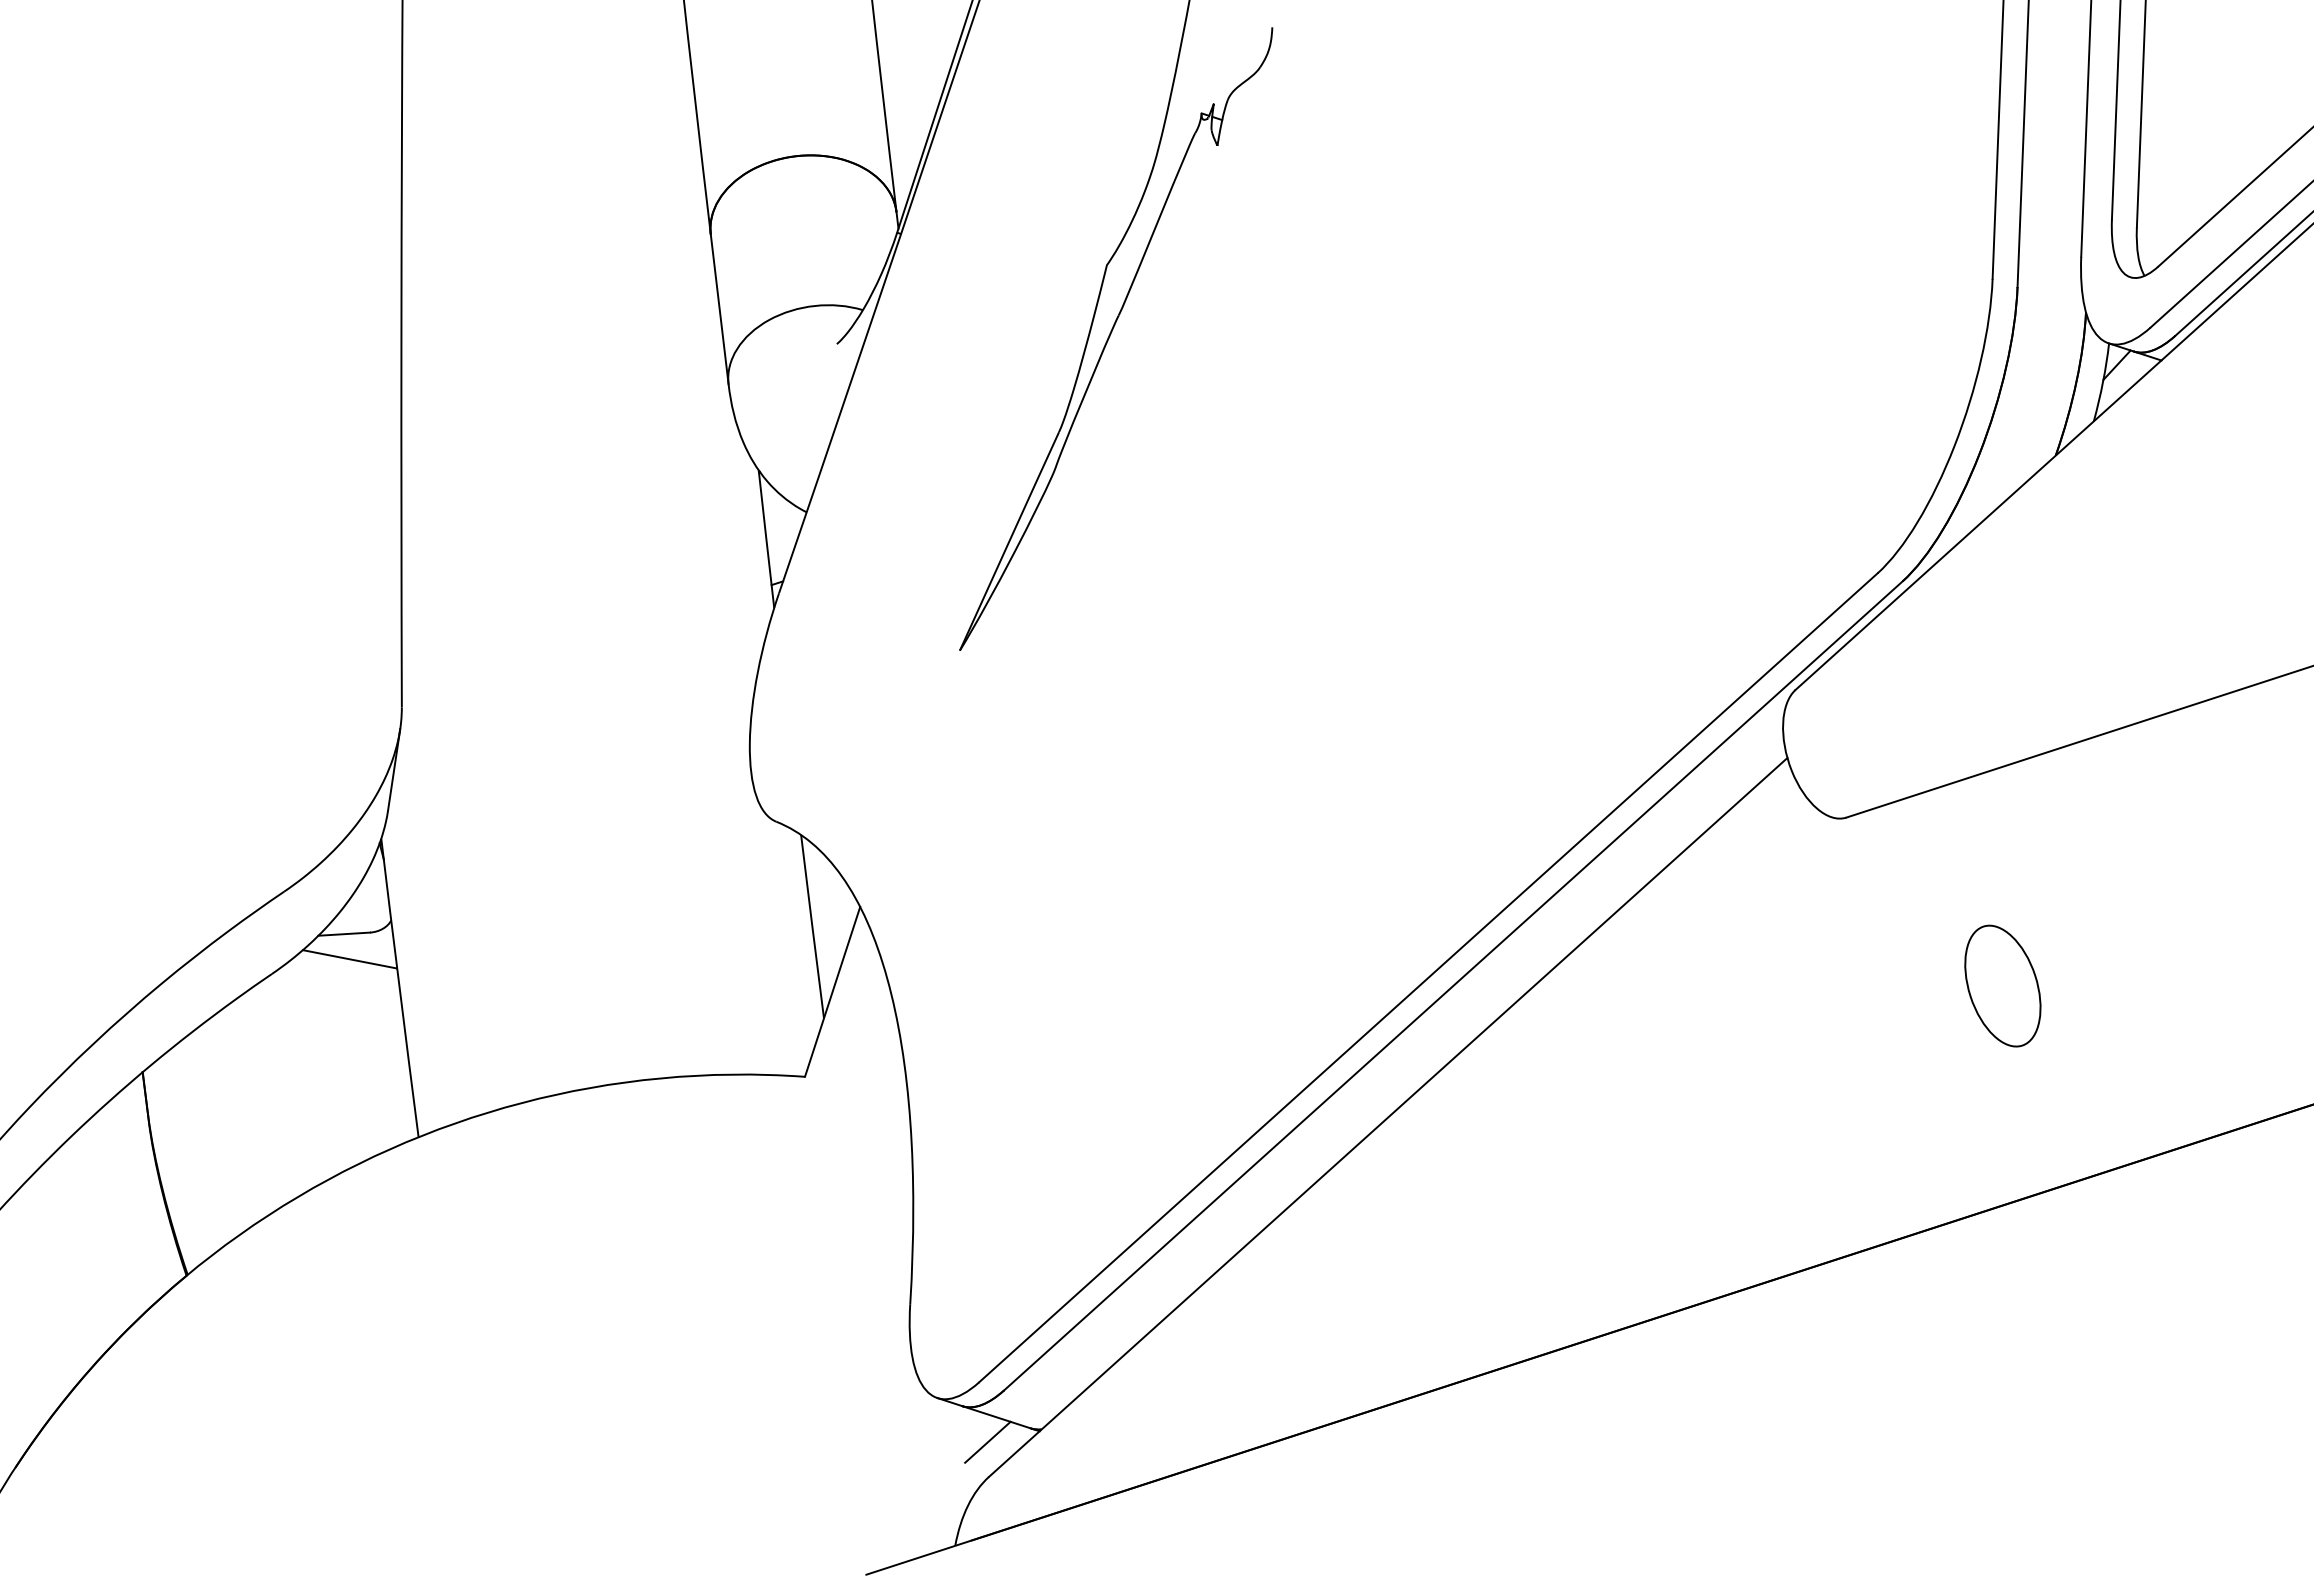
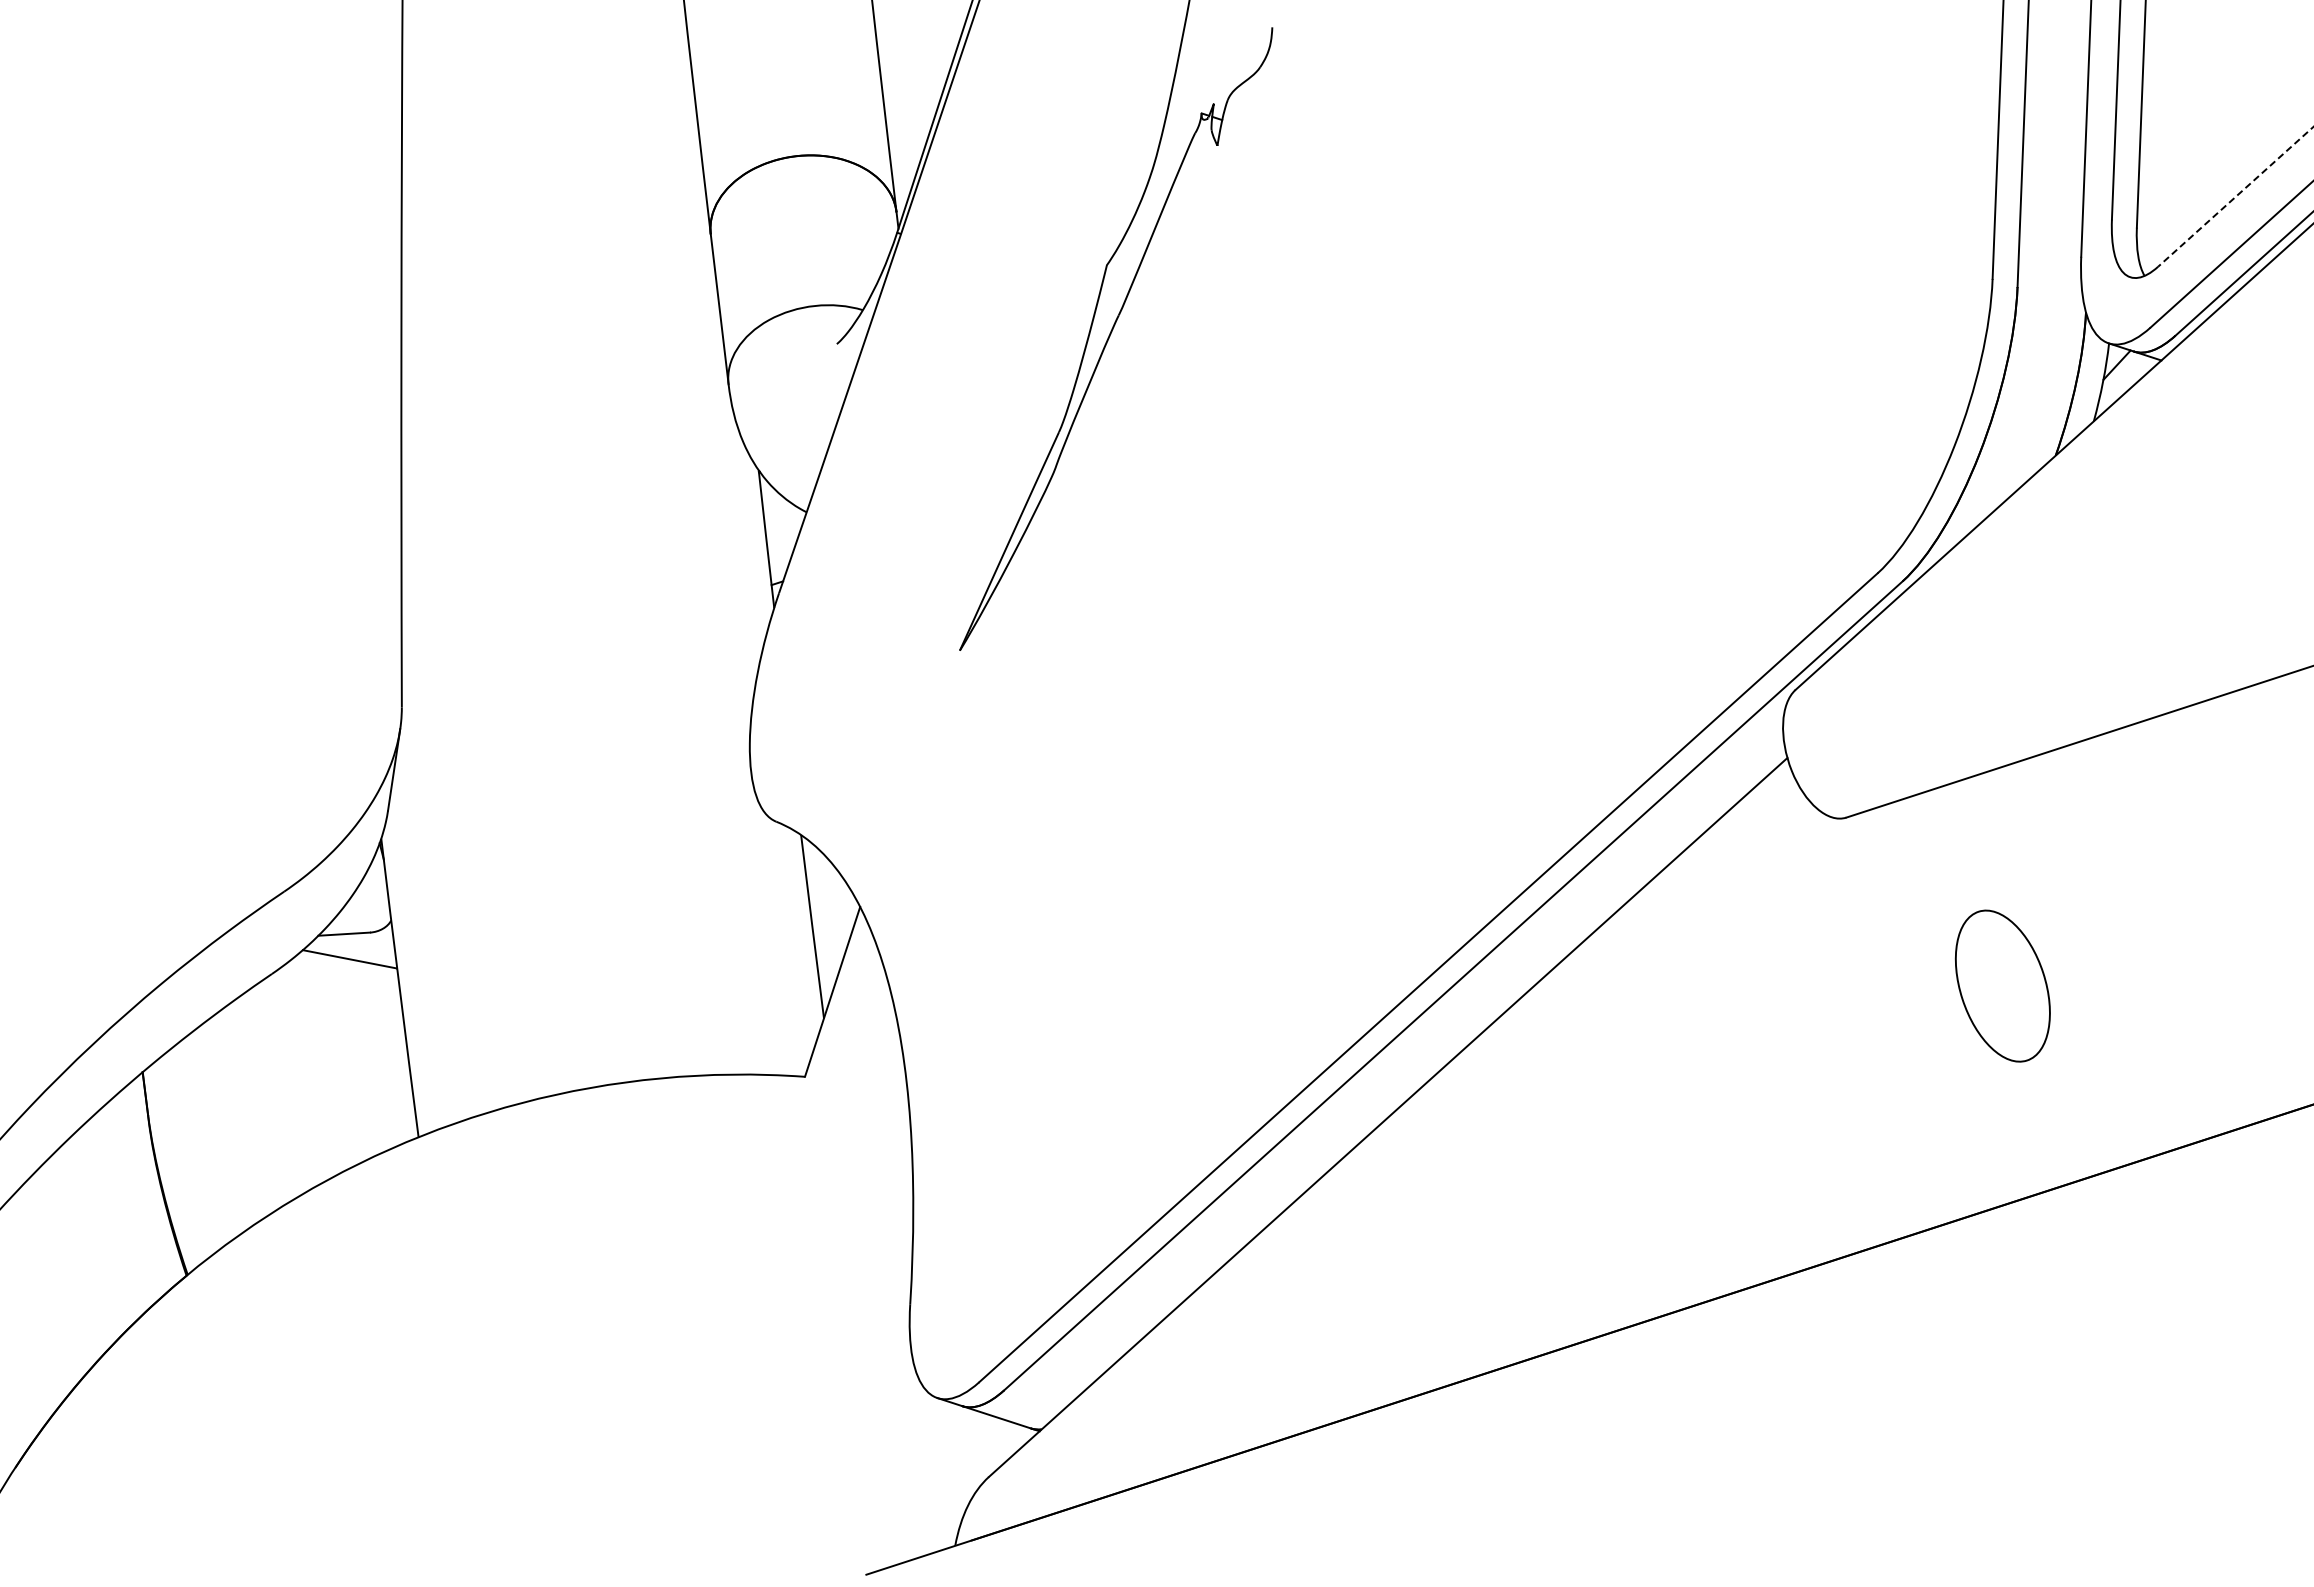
line: solid -> dashed (2235, 197)
part size: 78x124 px -> 97x154 px (2002, 985)
line: present -> none (987, 1441)
